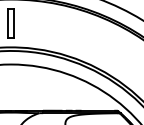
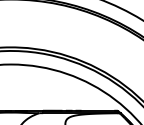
part: present -> none (10, 23)
